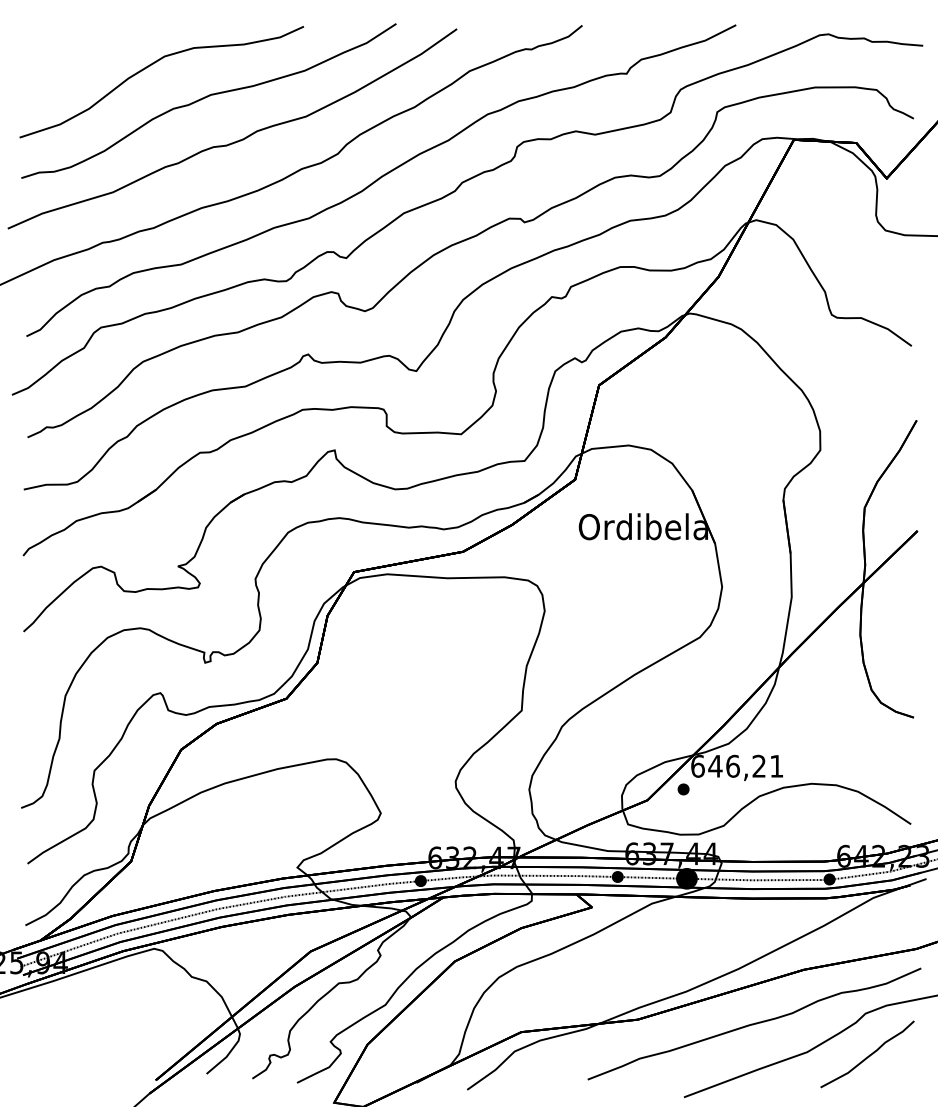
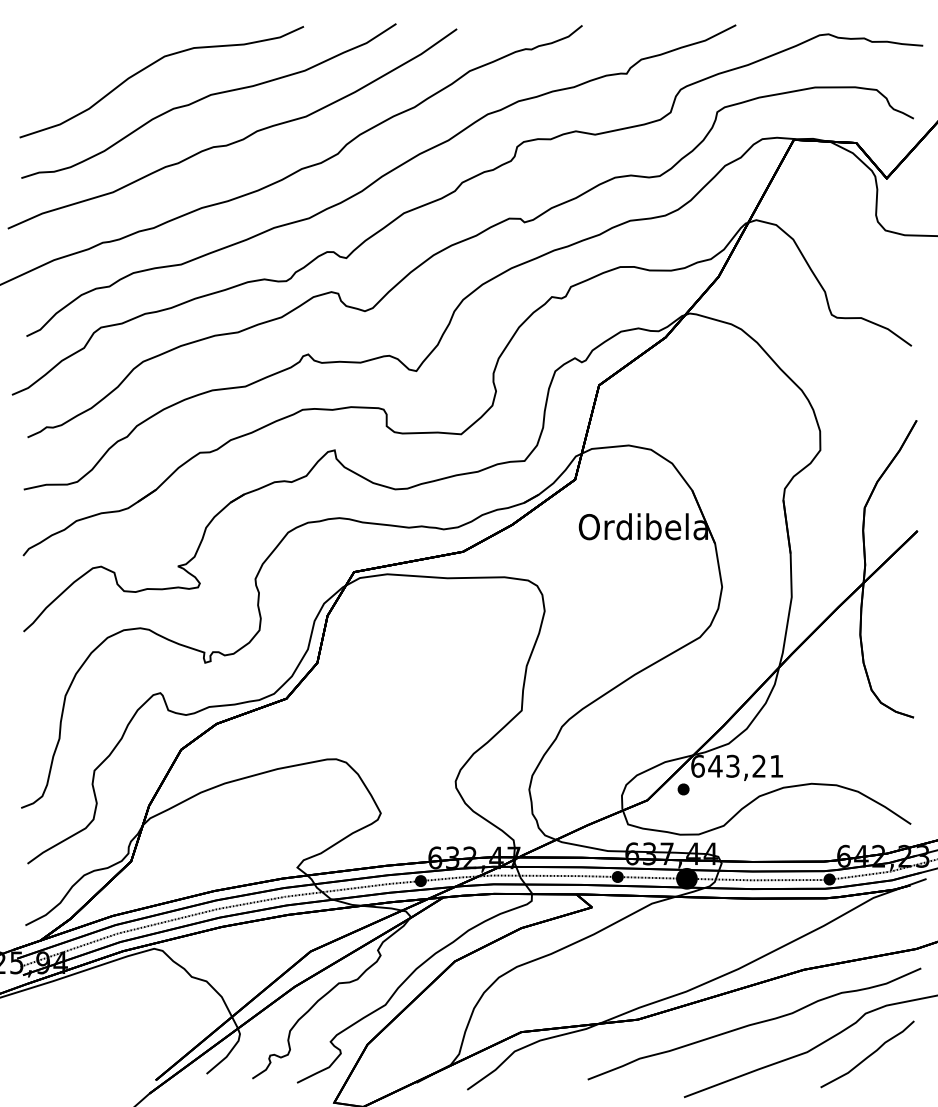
text: 646,21 -> 643,21 (732, 765)
